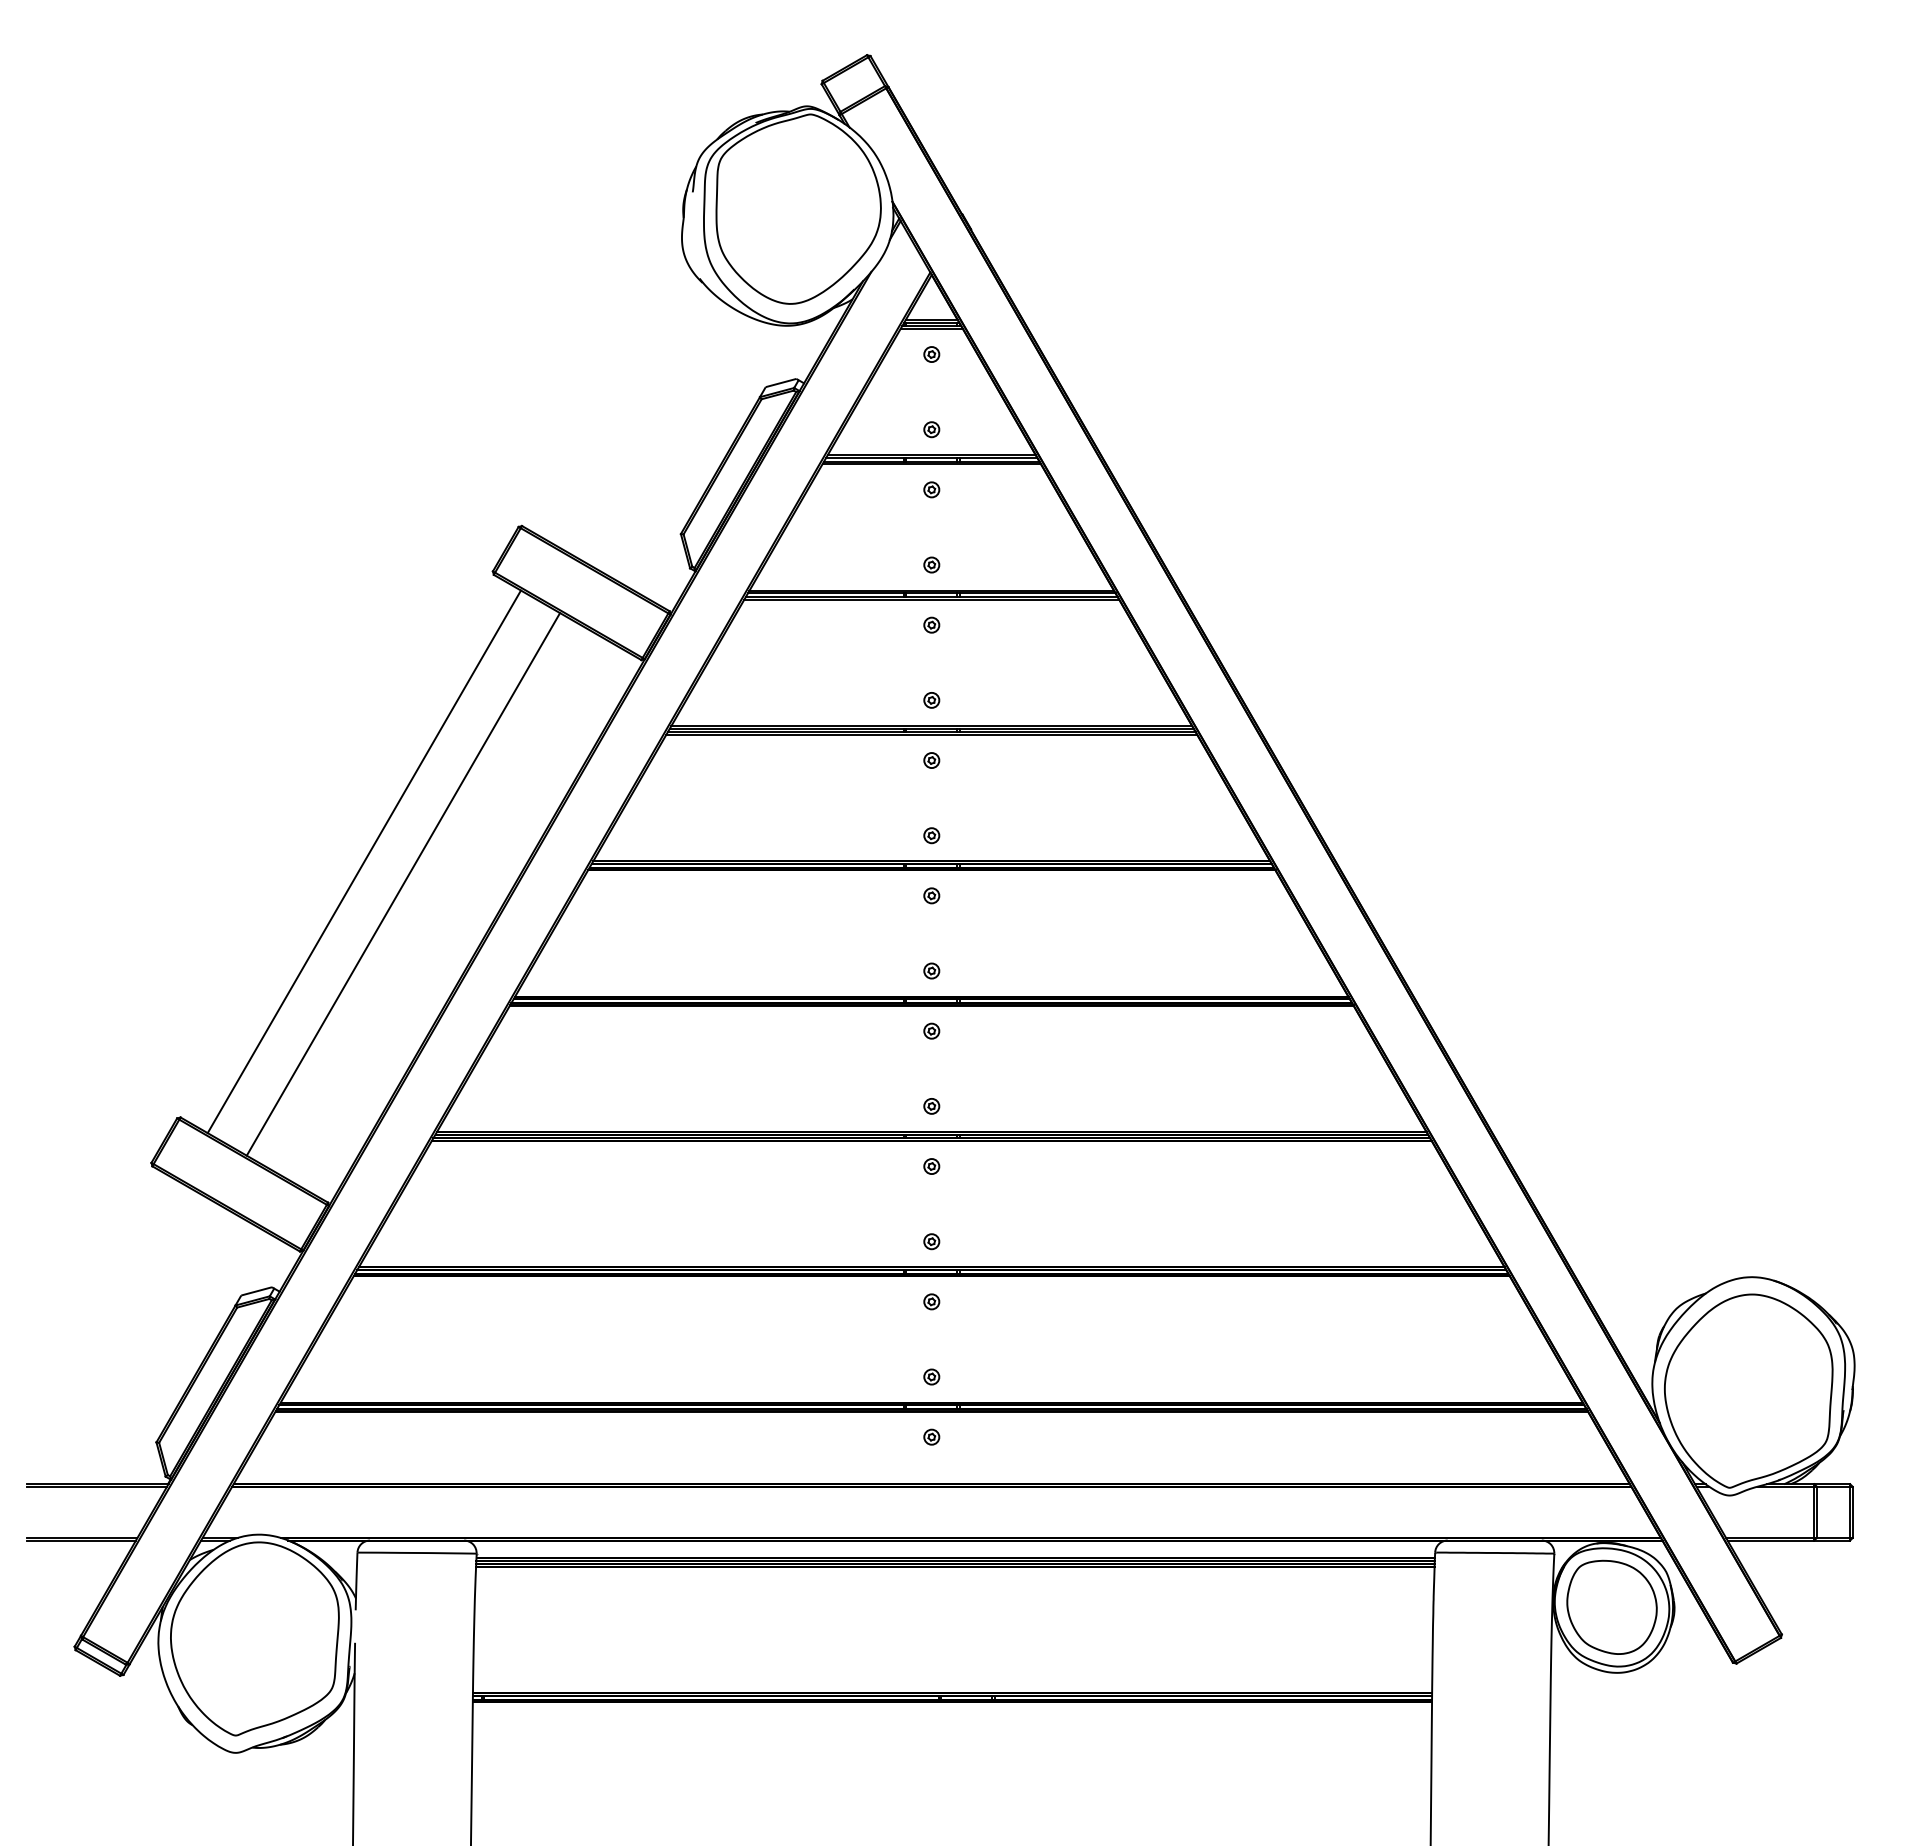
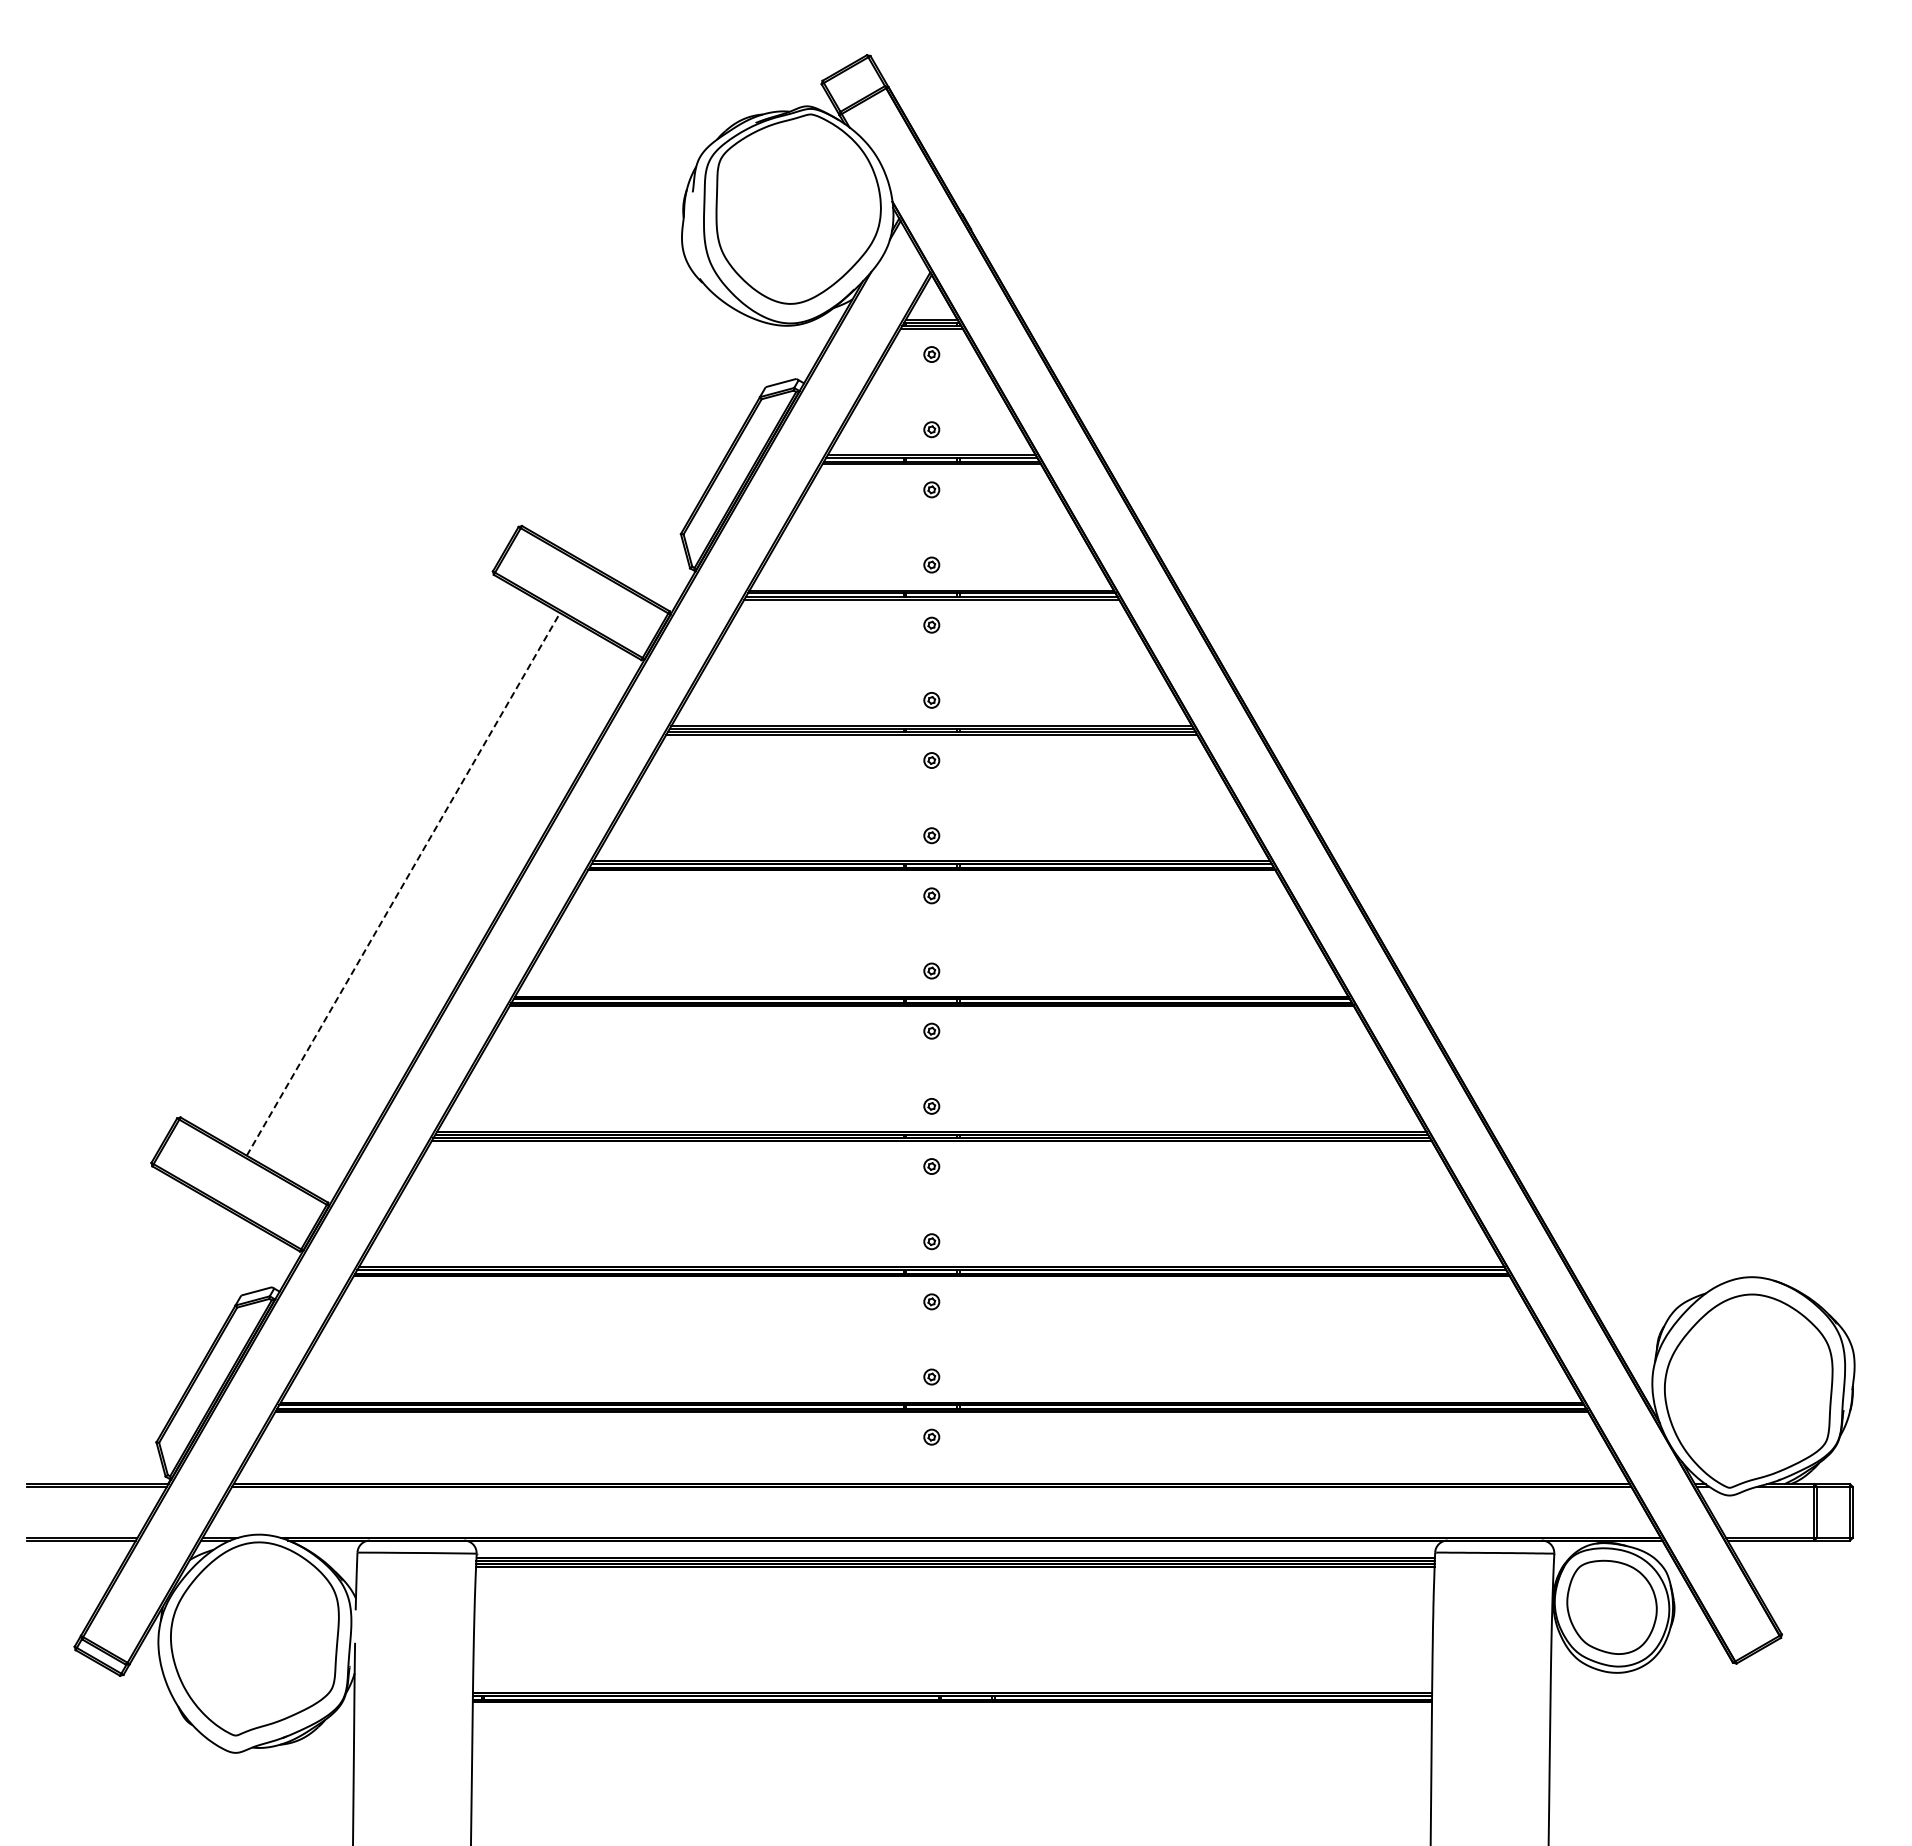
line: present -> none (363, 861)
line: solid -> dashed (403, 883)
